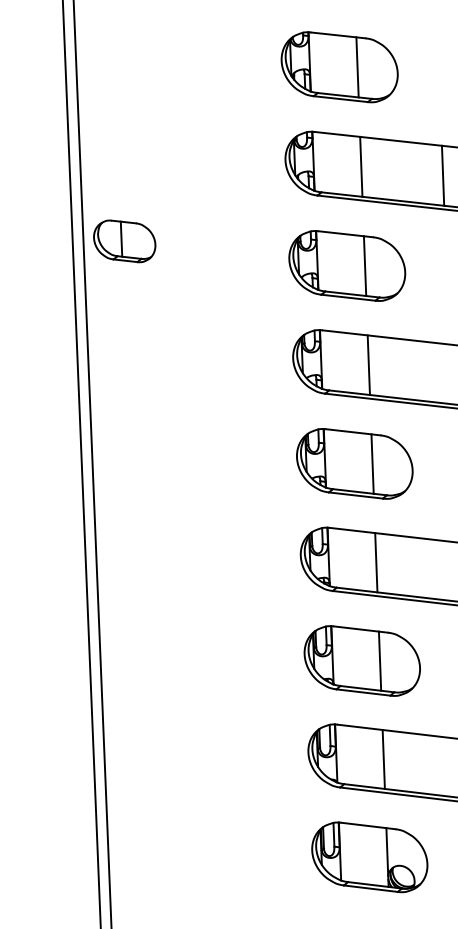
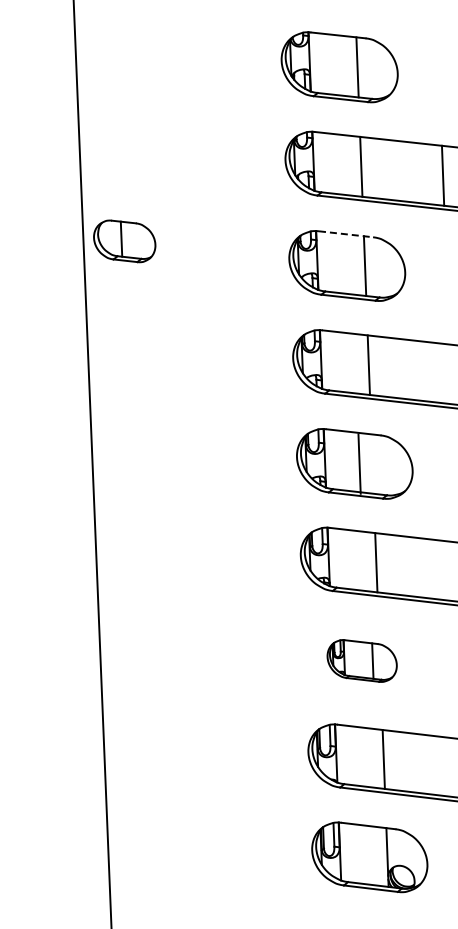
line: solid -> dashed (346, 234)
line: present -> none (81, 463)
line position: (372, 463) -> (359, 463) (359, 463)
part size: 118x72 px -> 72x44 px (361, 660)
